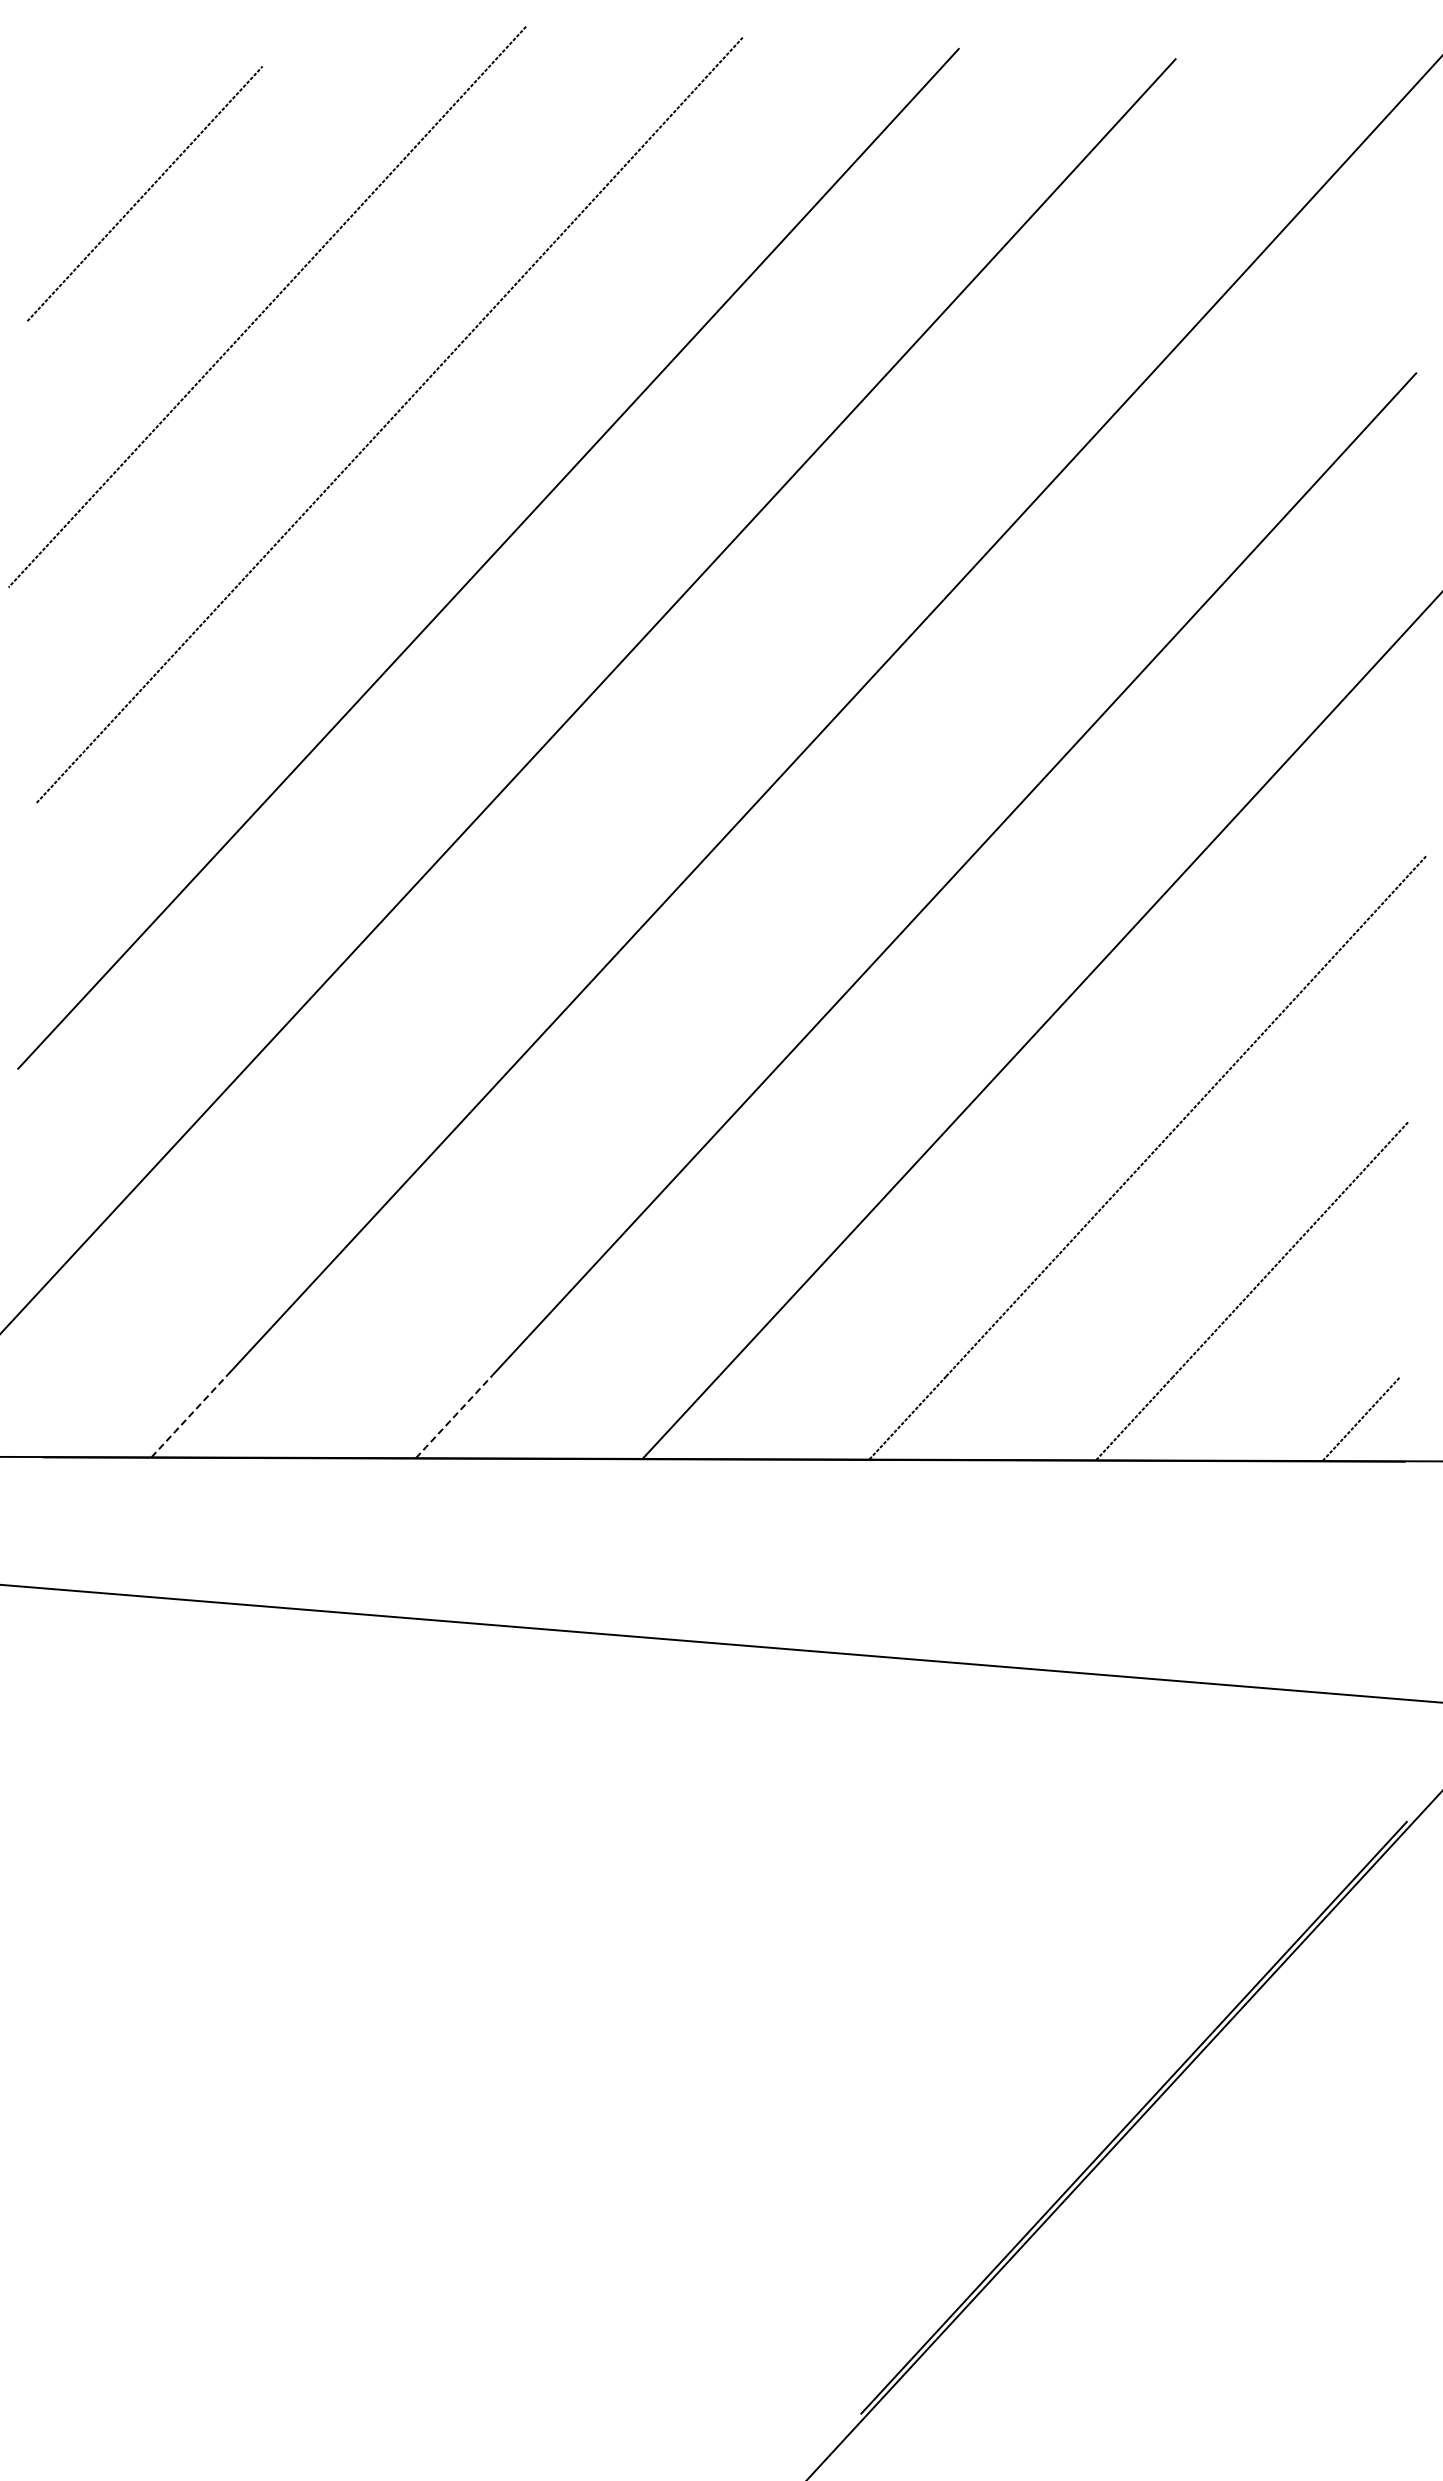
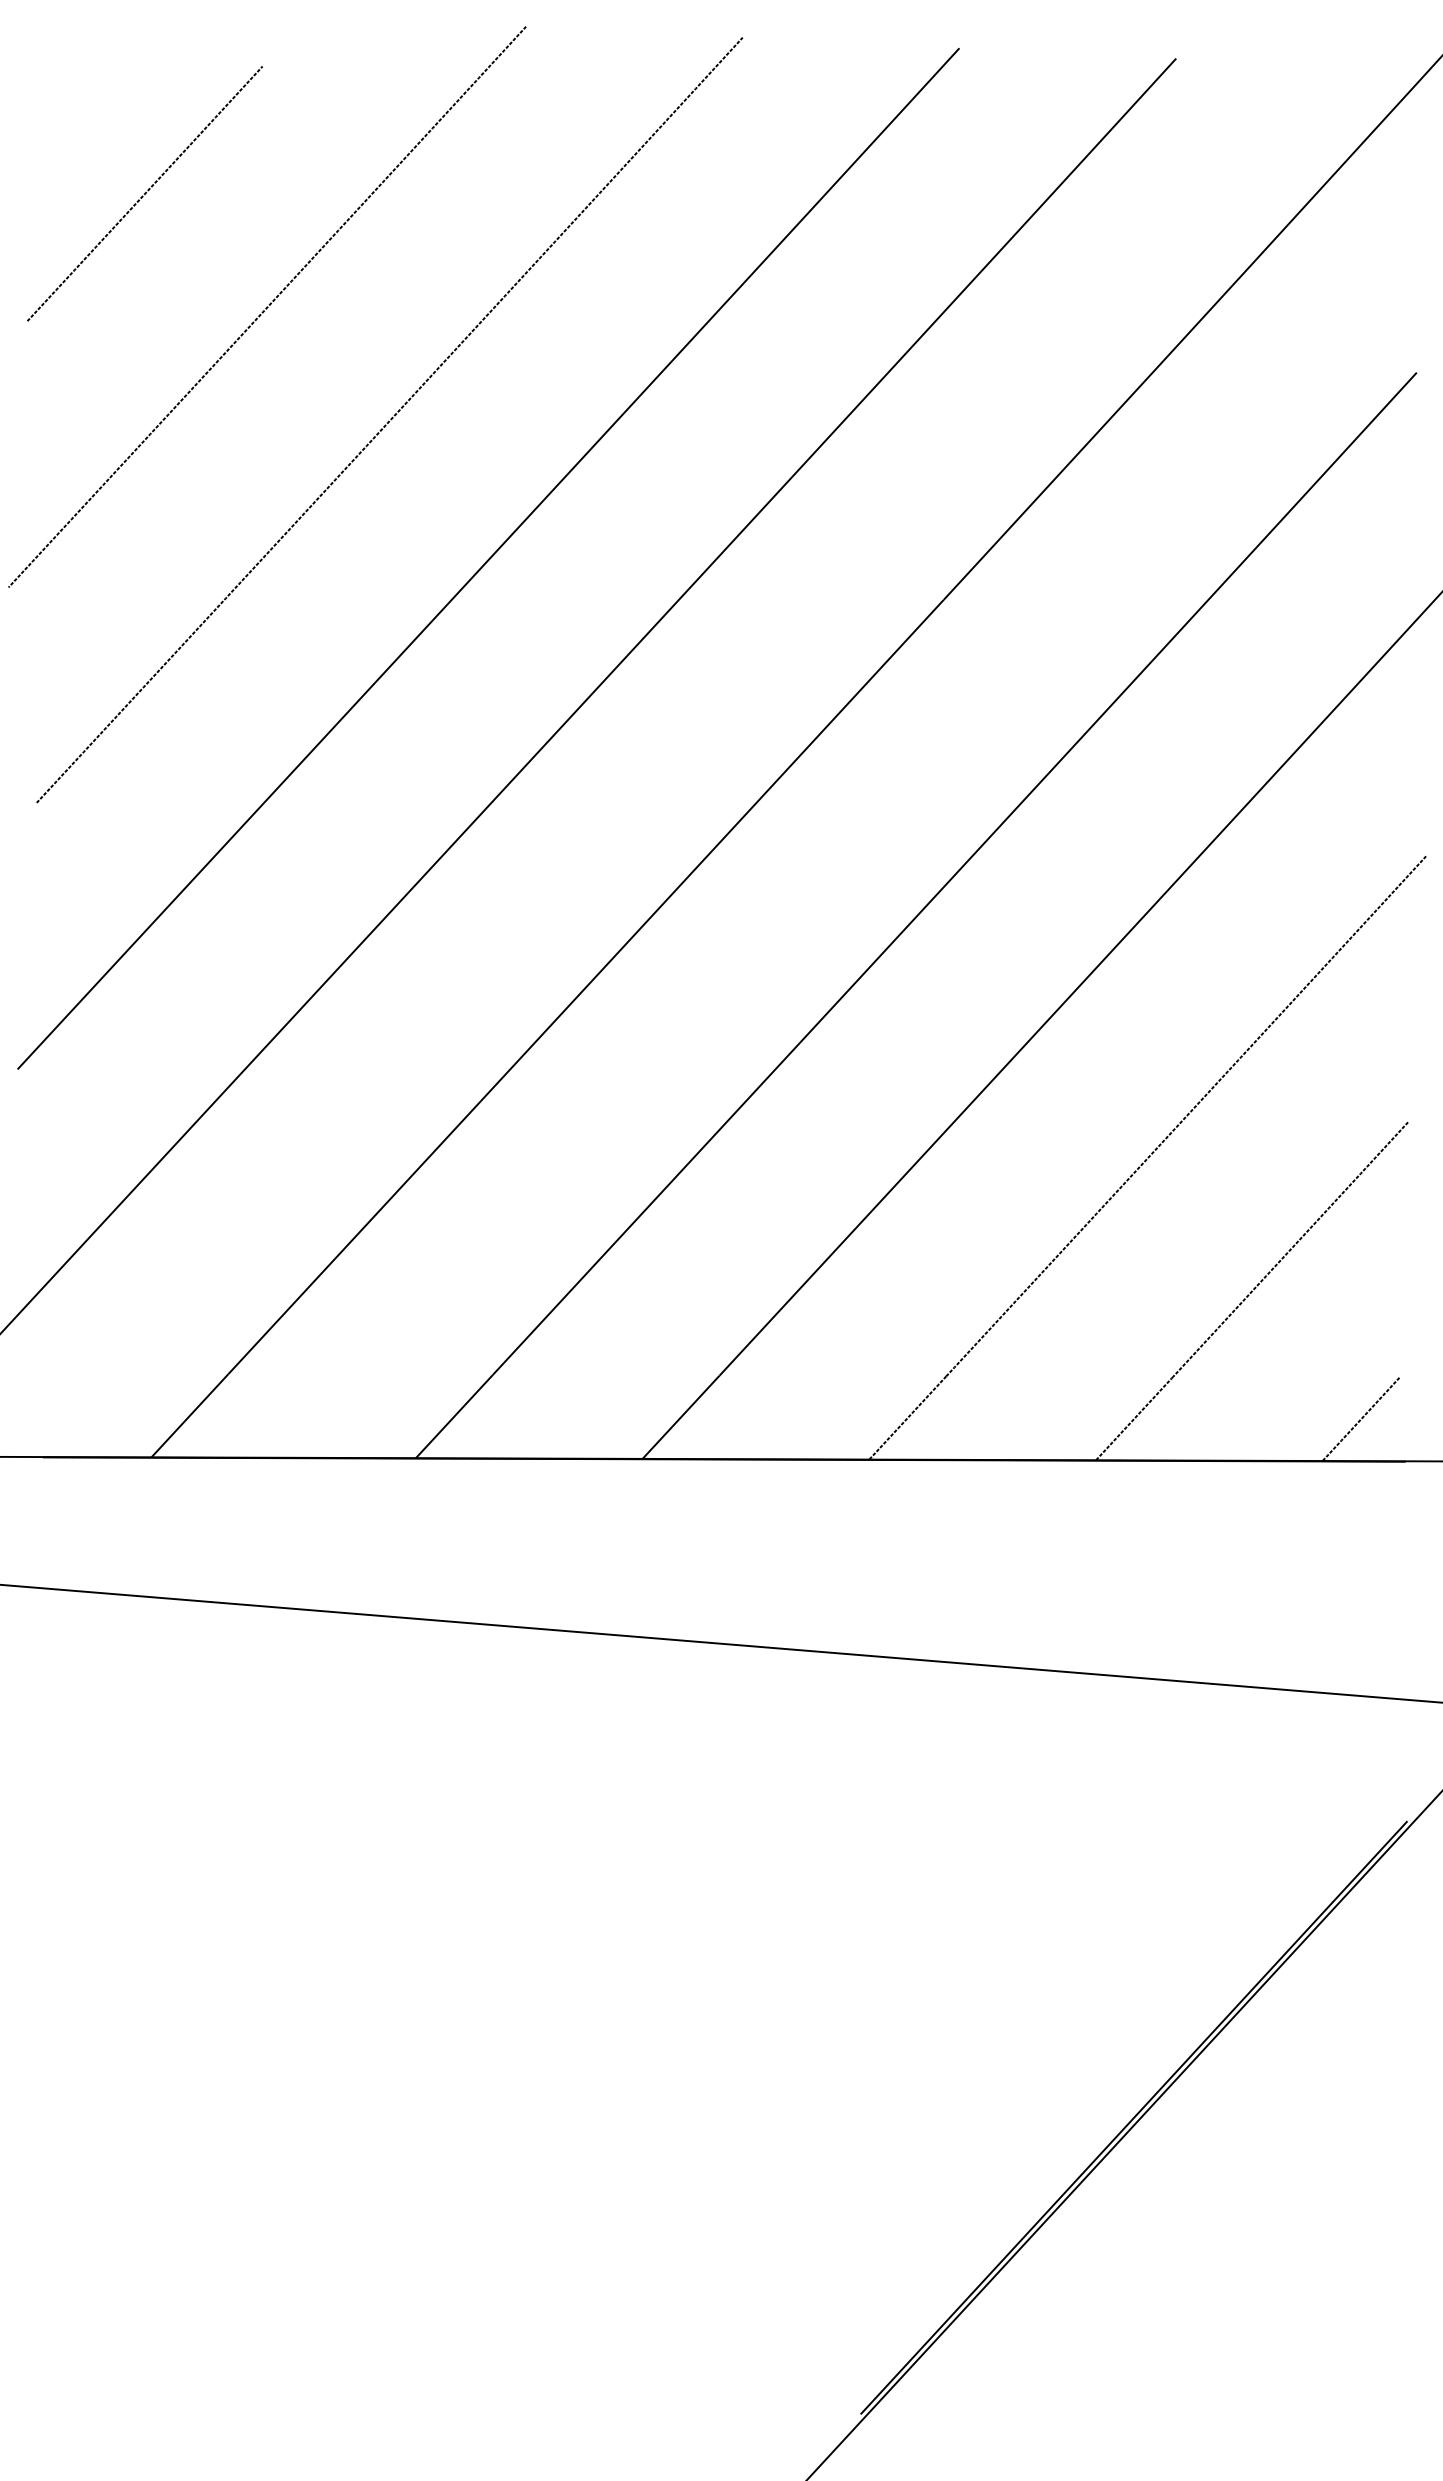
line: dashed -> solid (190, 1415)
line: dashed -> solid (454, 1416)
